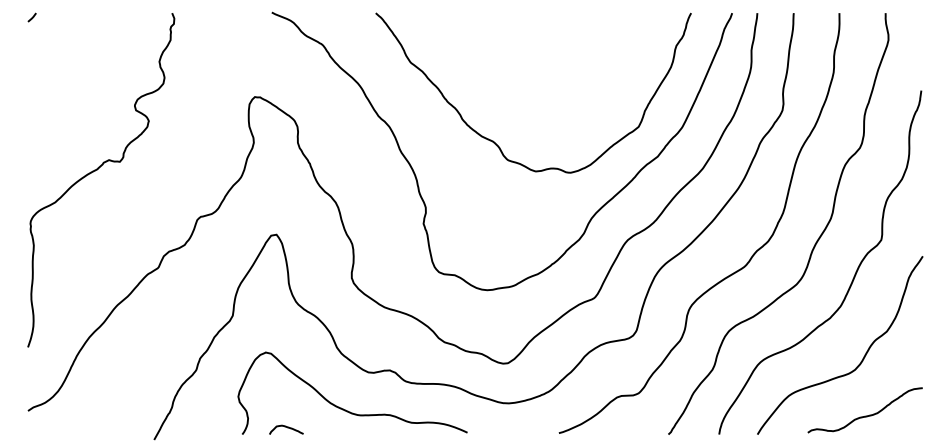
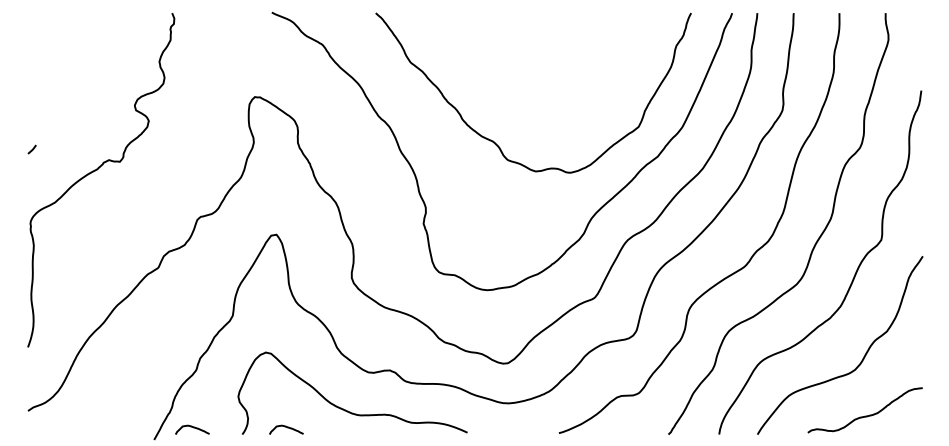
line position: (31, 17) -> (31, 149) (31, 149)
curve: none -> present (193, 428)
